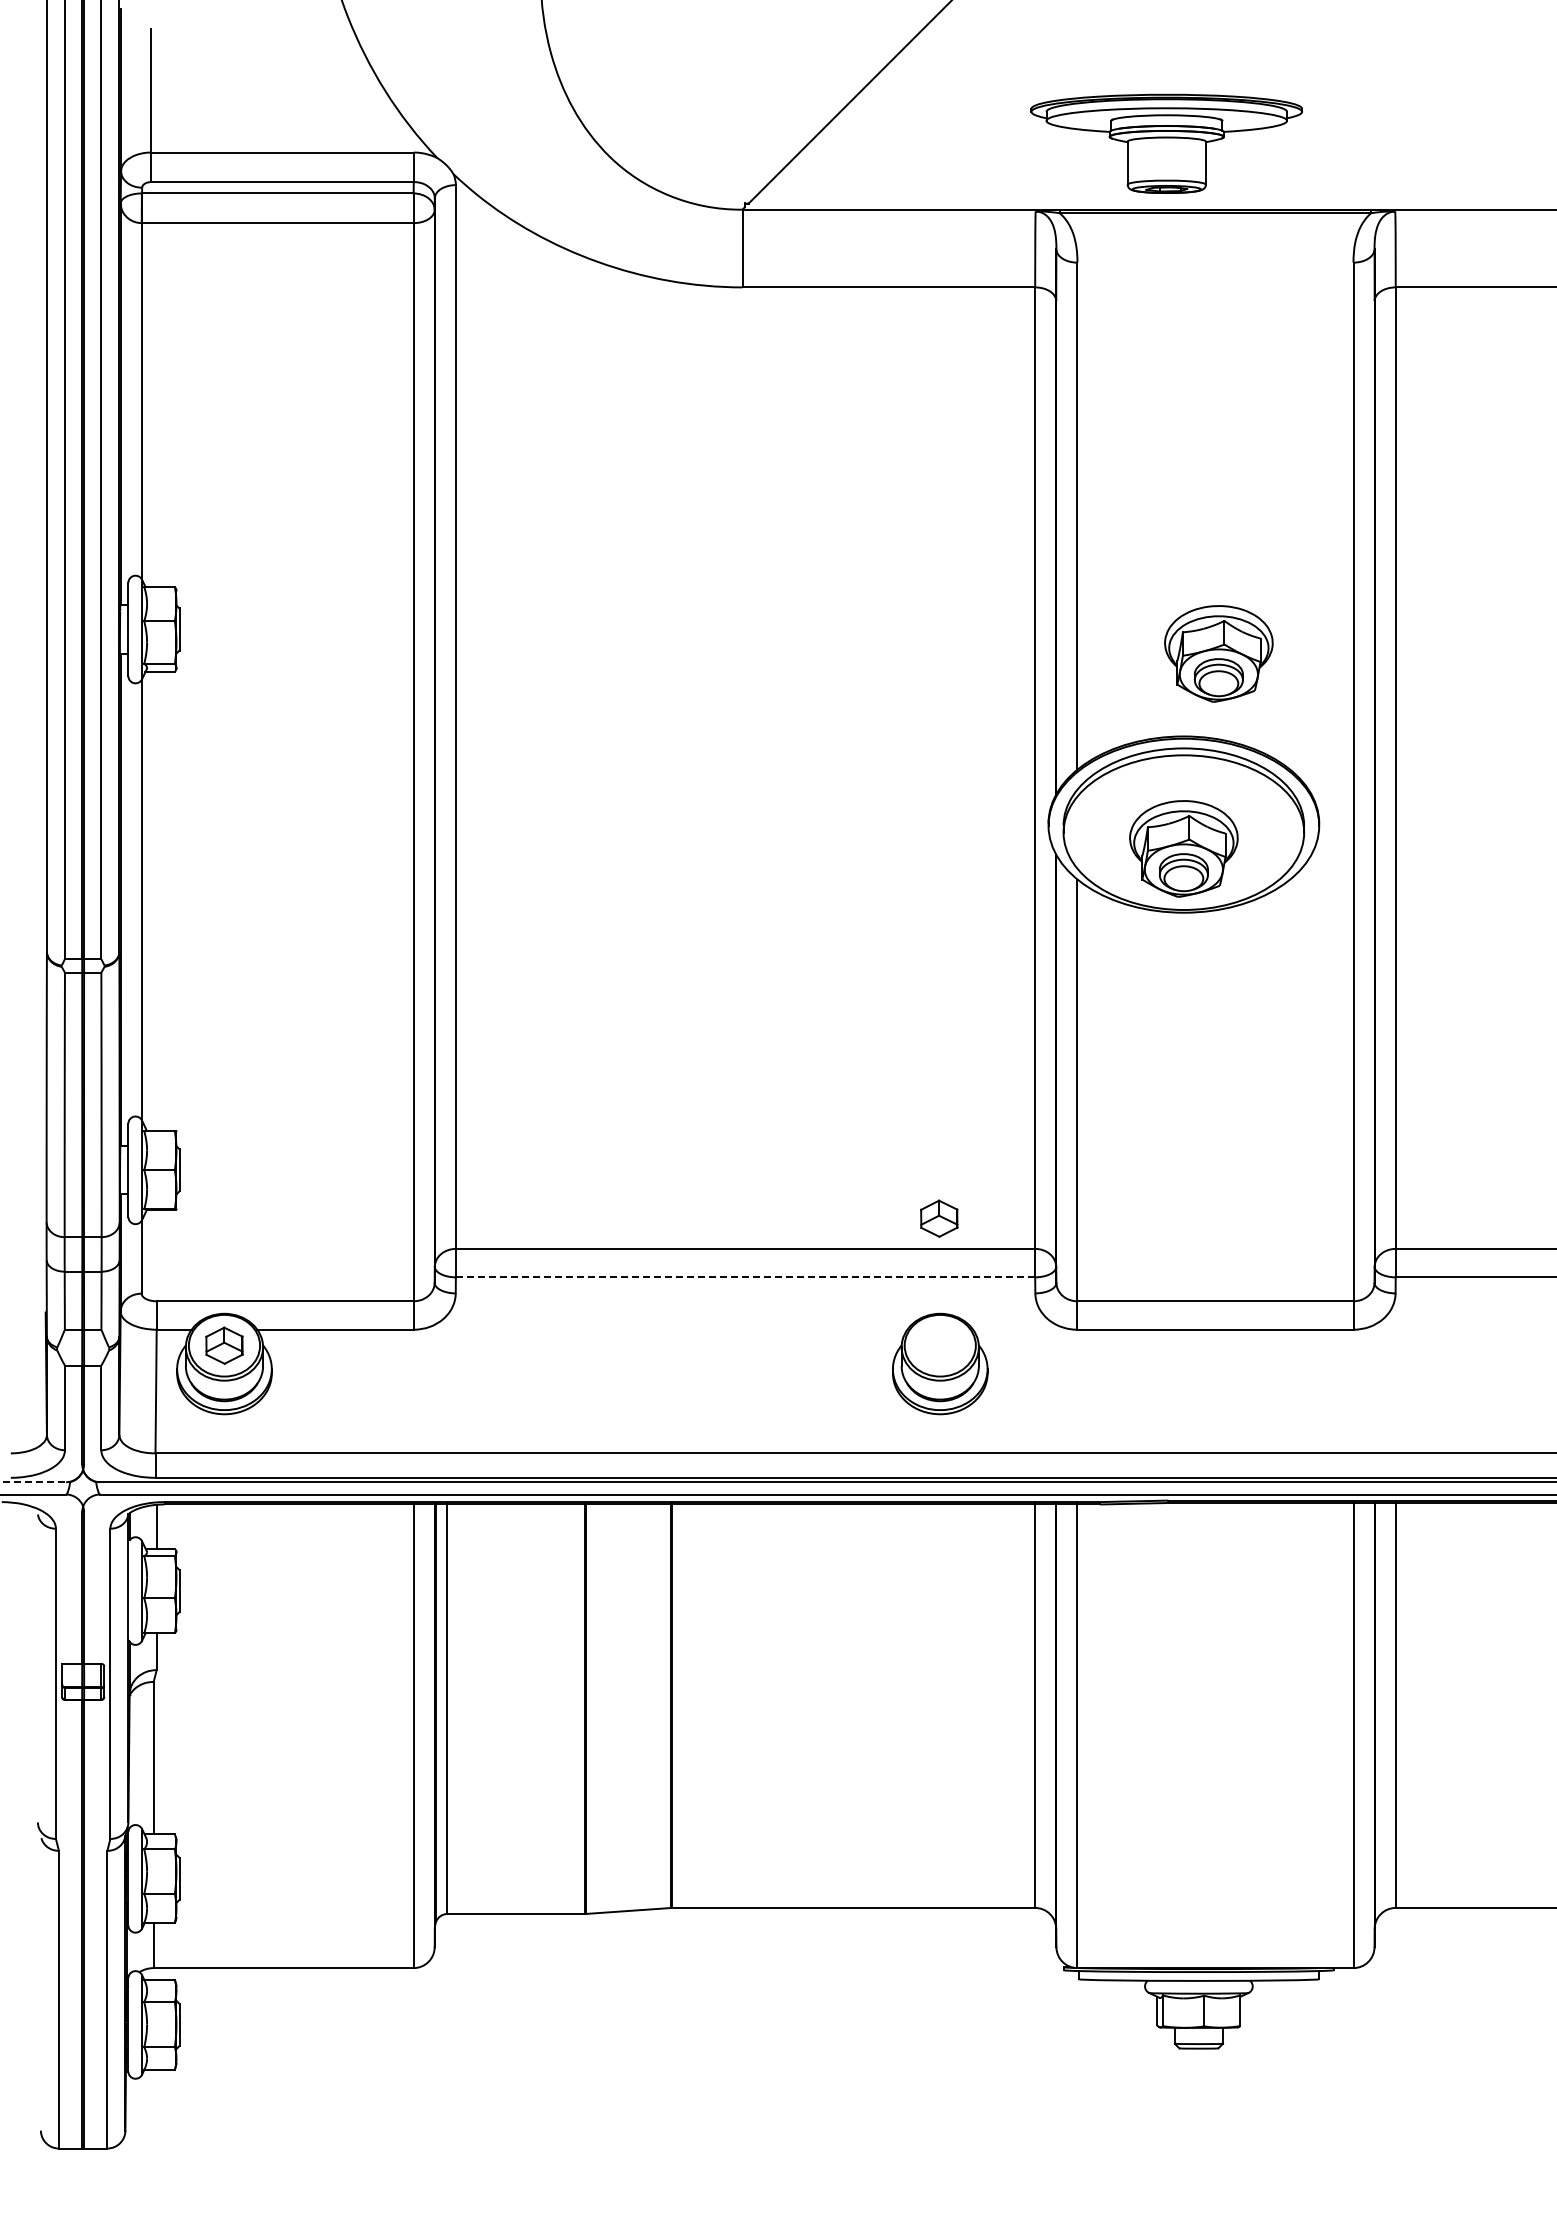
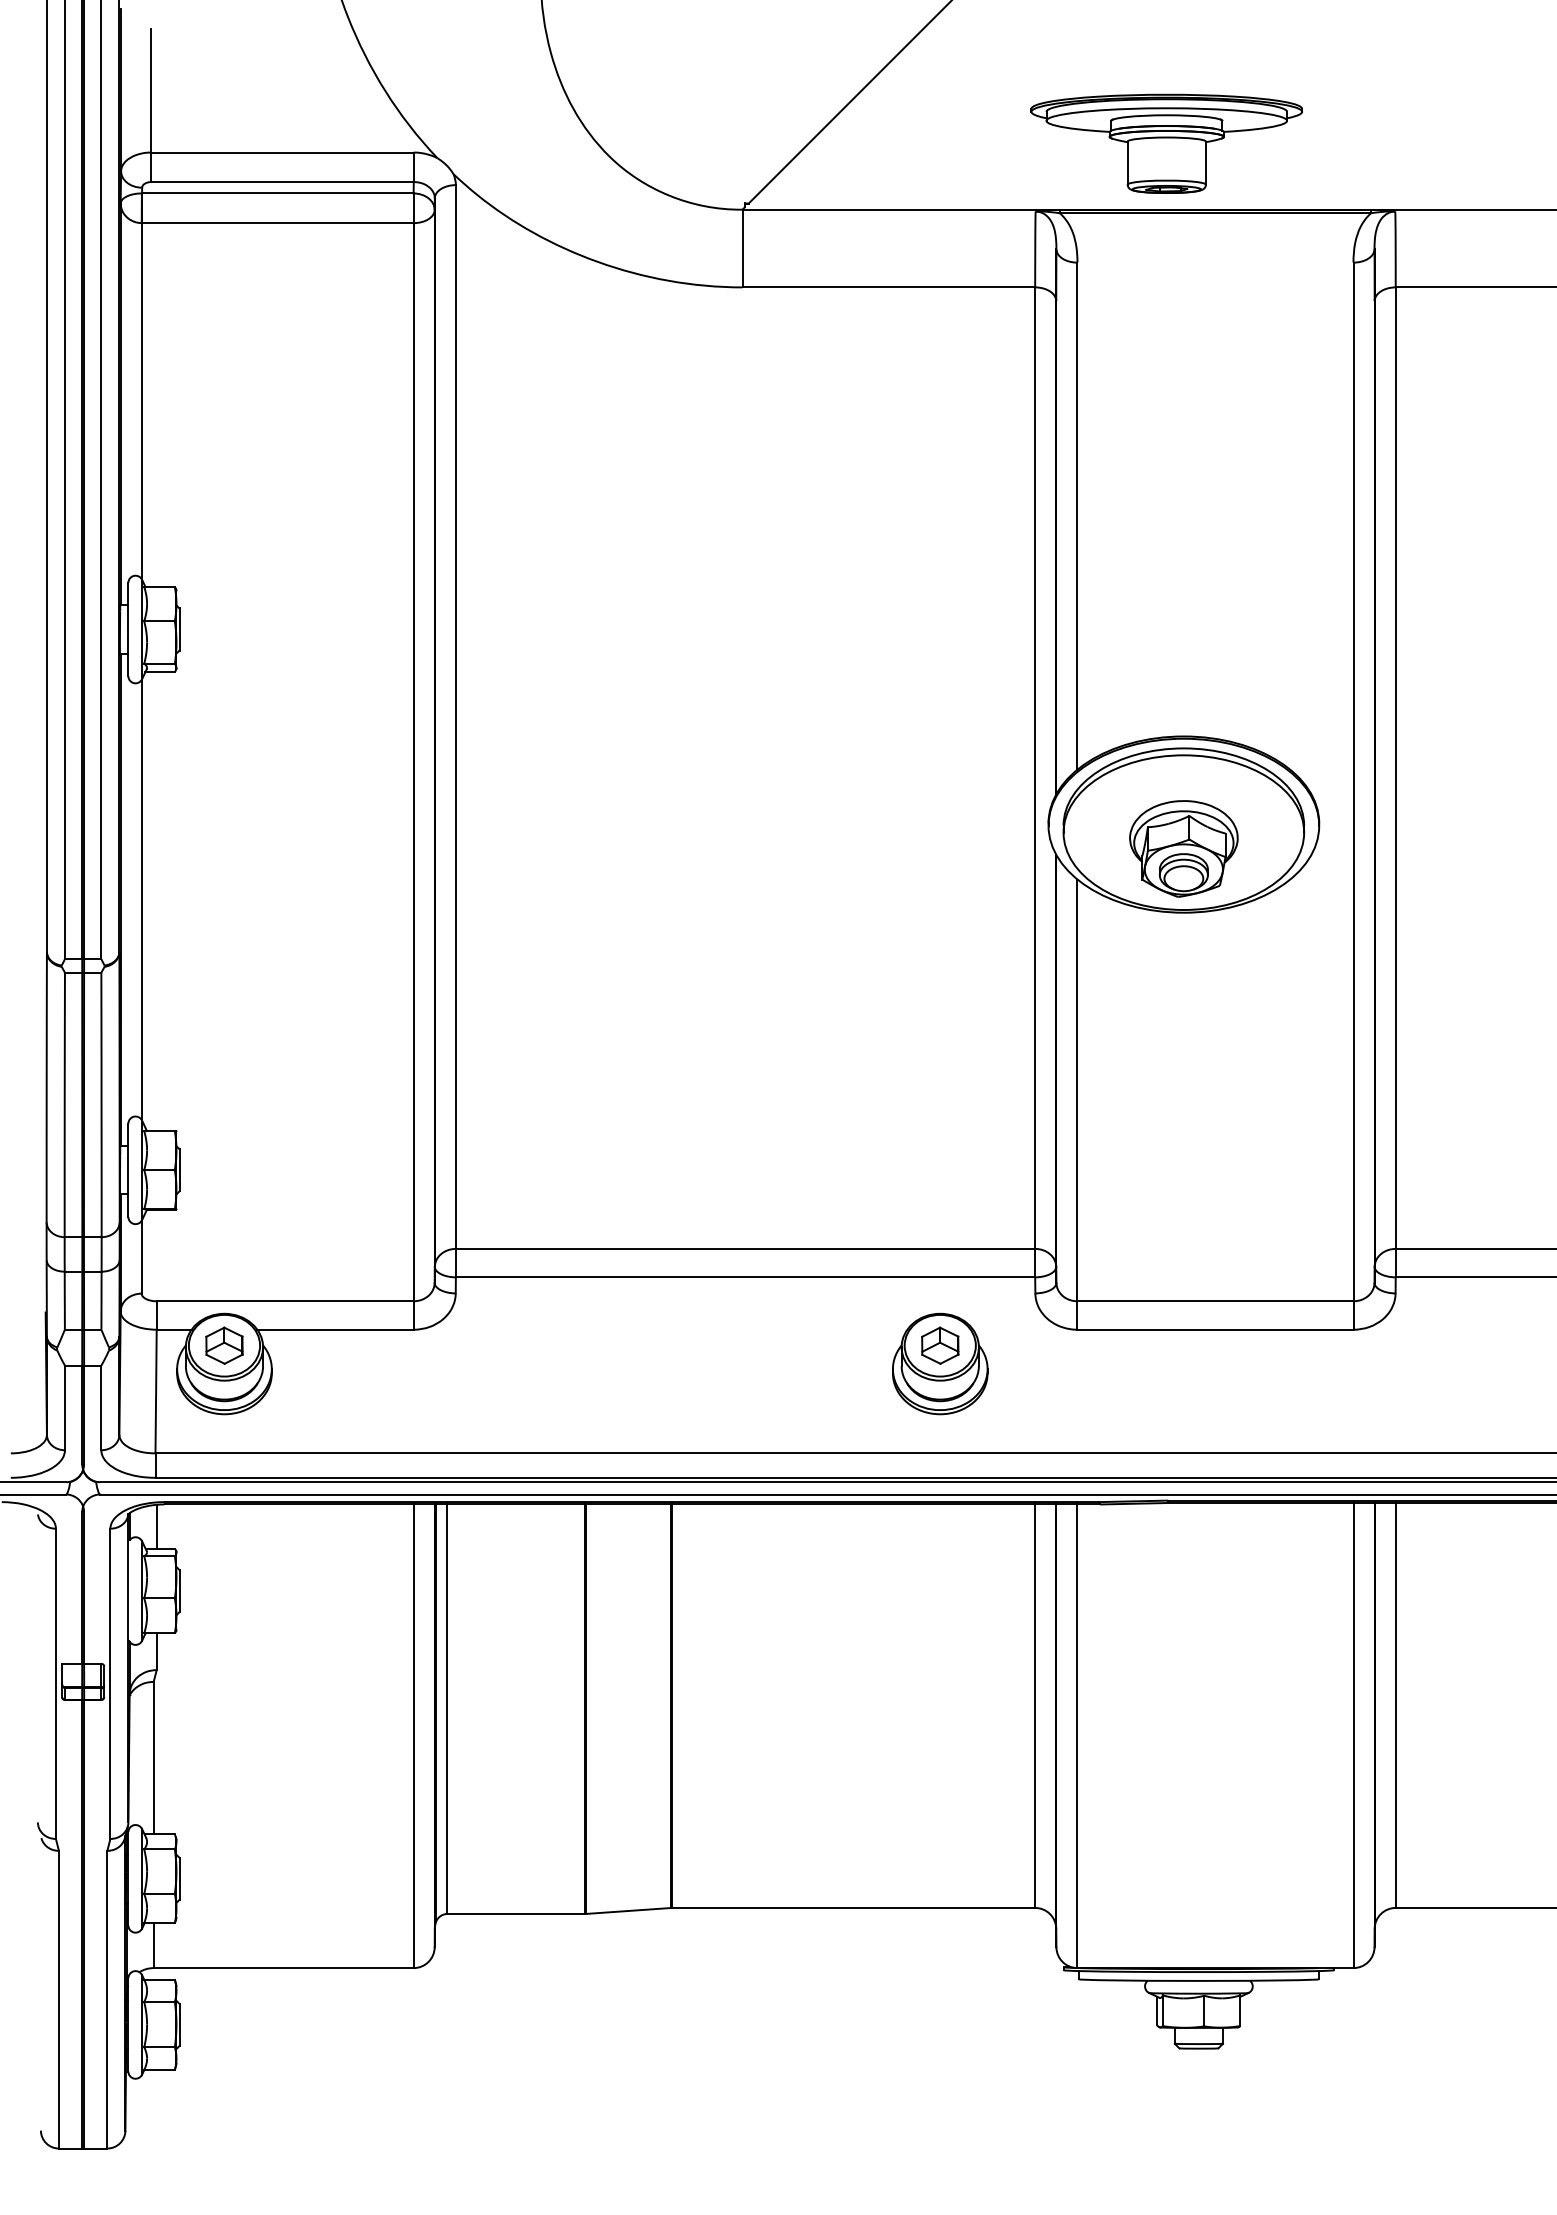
part: present -> none (1218, 653)
part position: (939, 1218) -> (940, 1345) (940, 1345)
line: dashed -> solid (745, 1277)
line: dashed -> solid (33, 1482)
